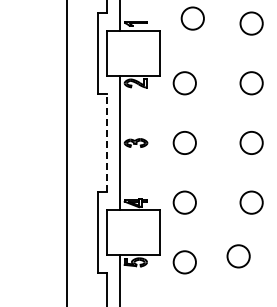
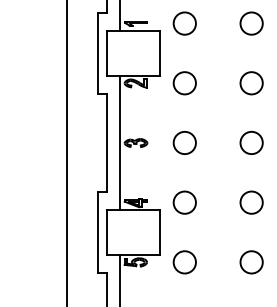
circle position: (192, 18) -> (184, 23) (184, 23)
line: dashed -> solid (106, 142)
circle position: (238, 256) -> (251, 262) (251, 262)
